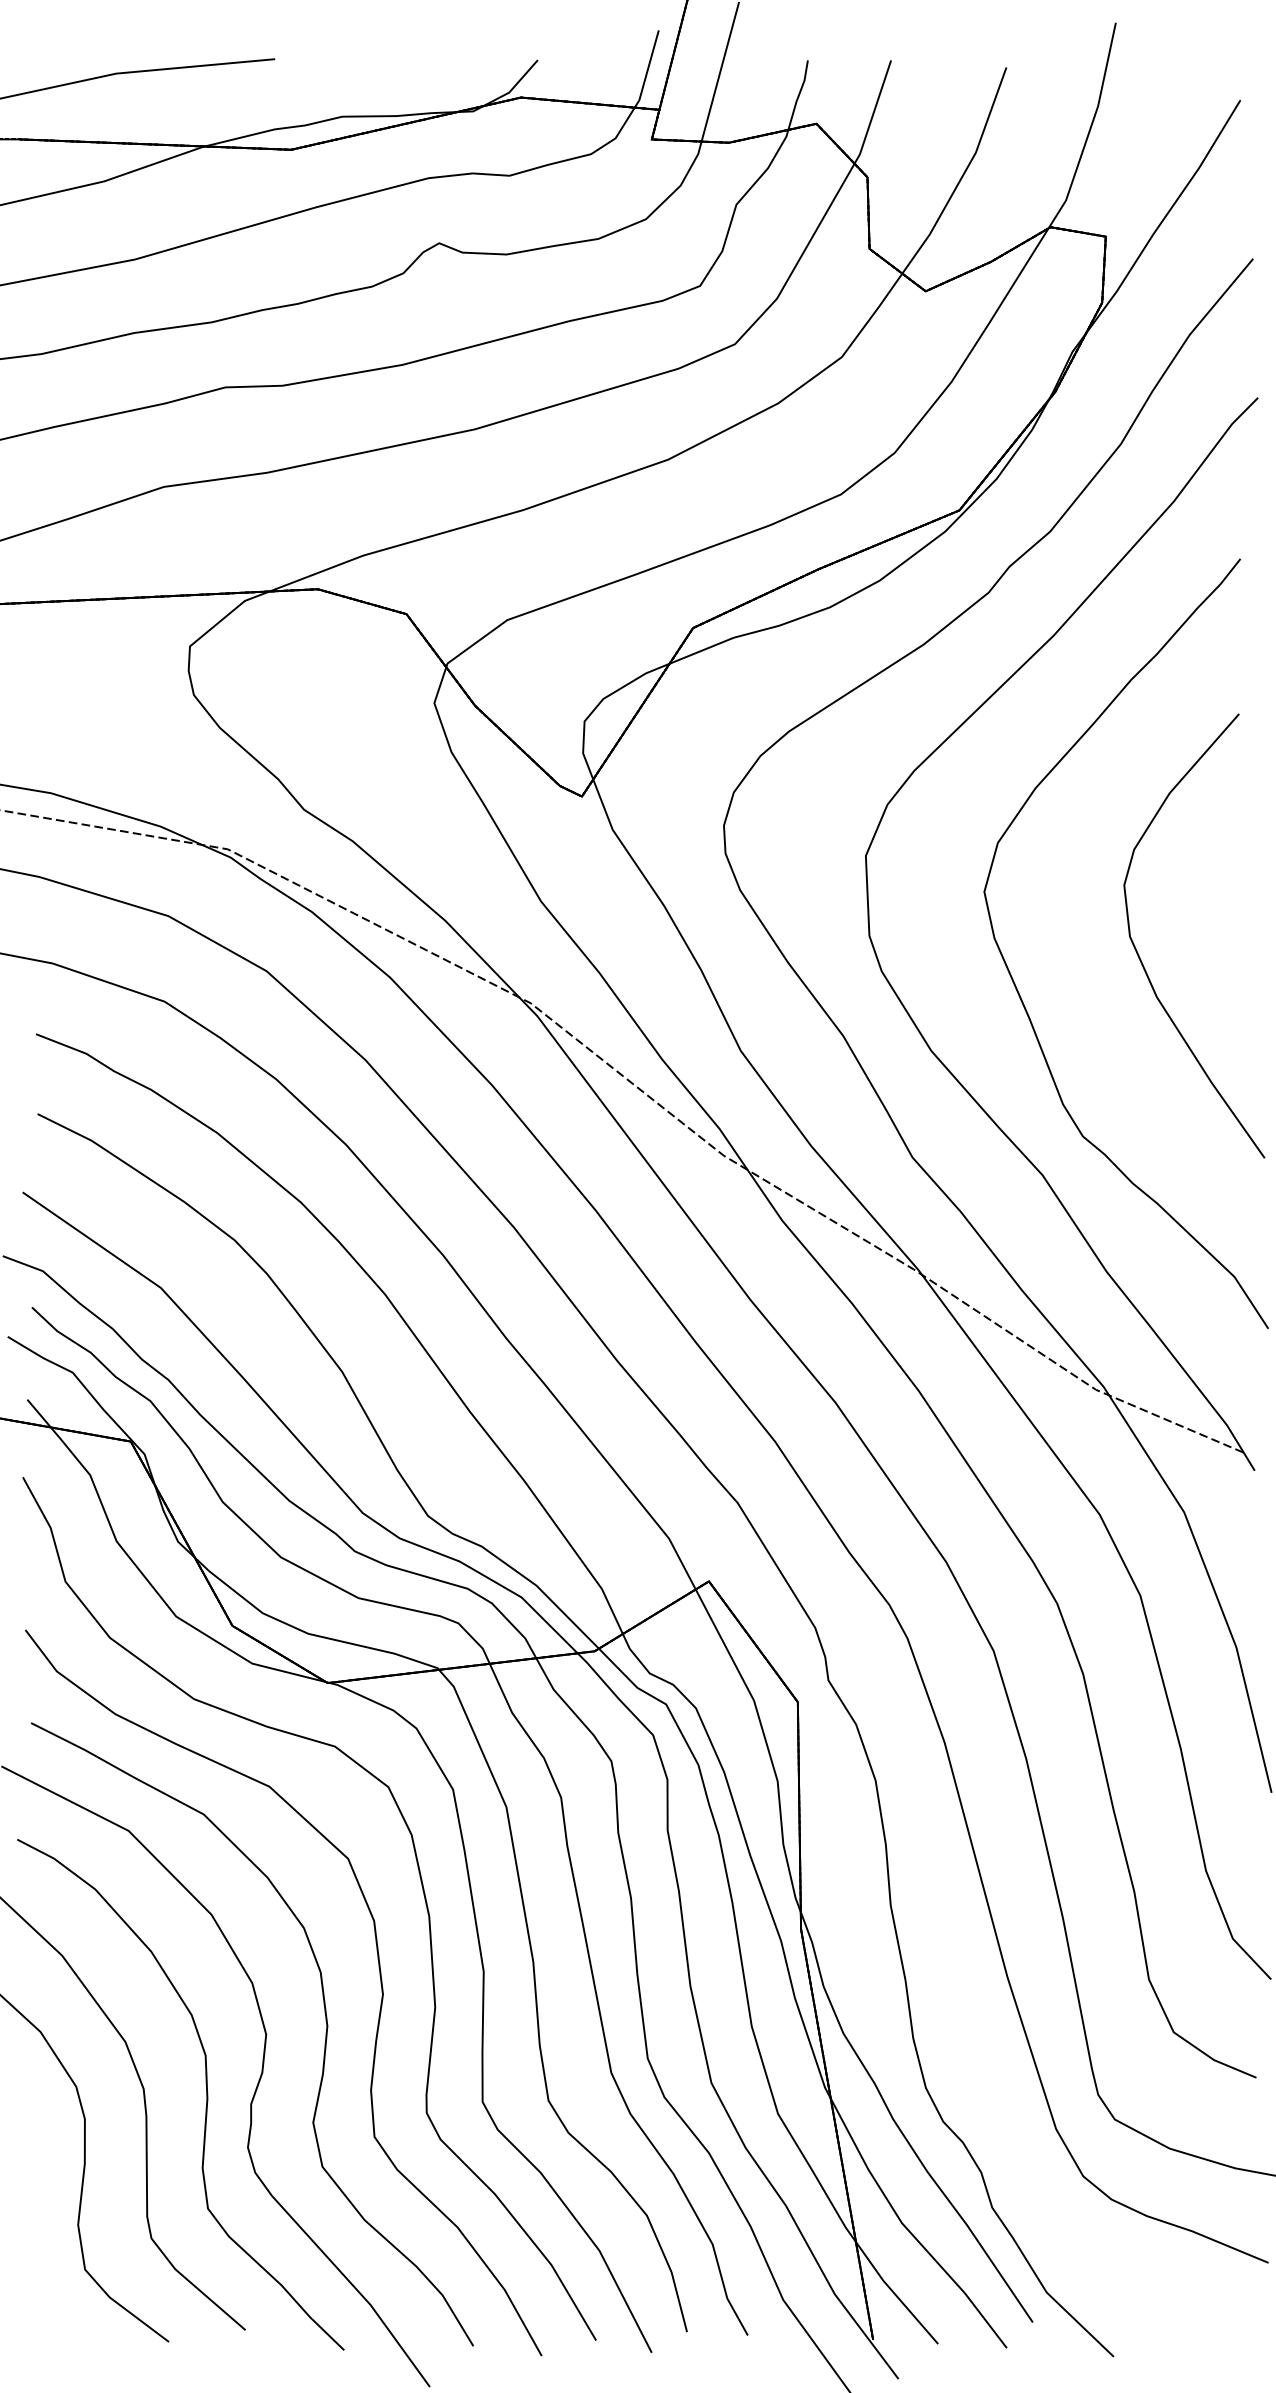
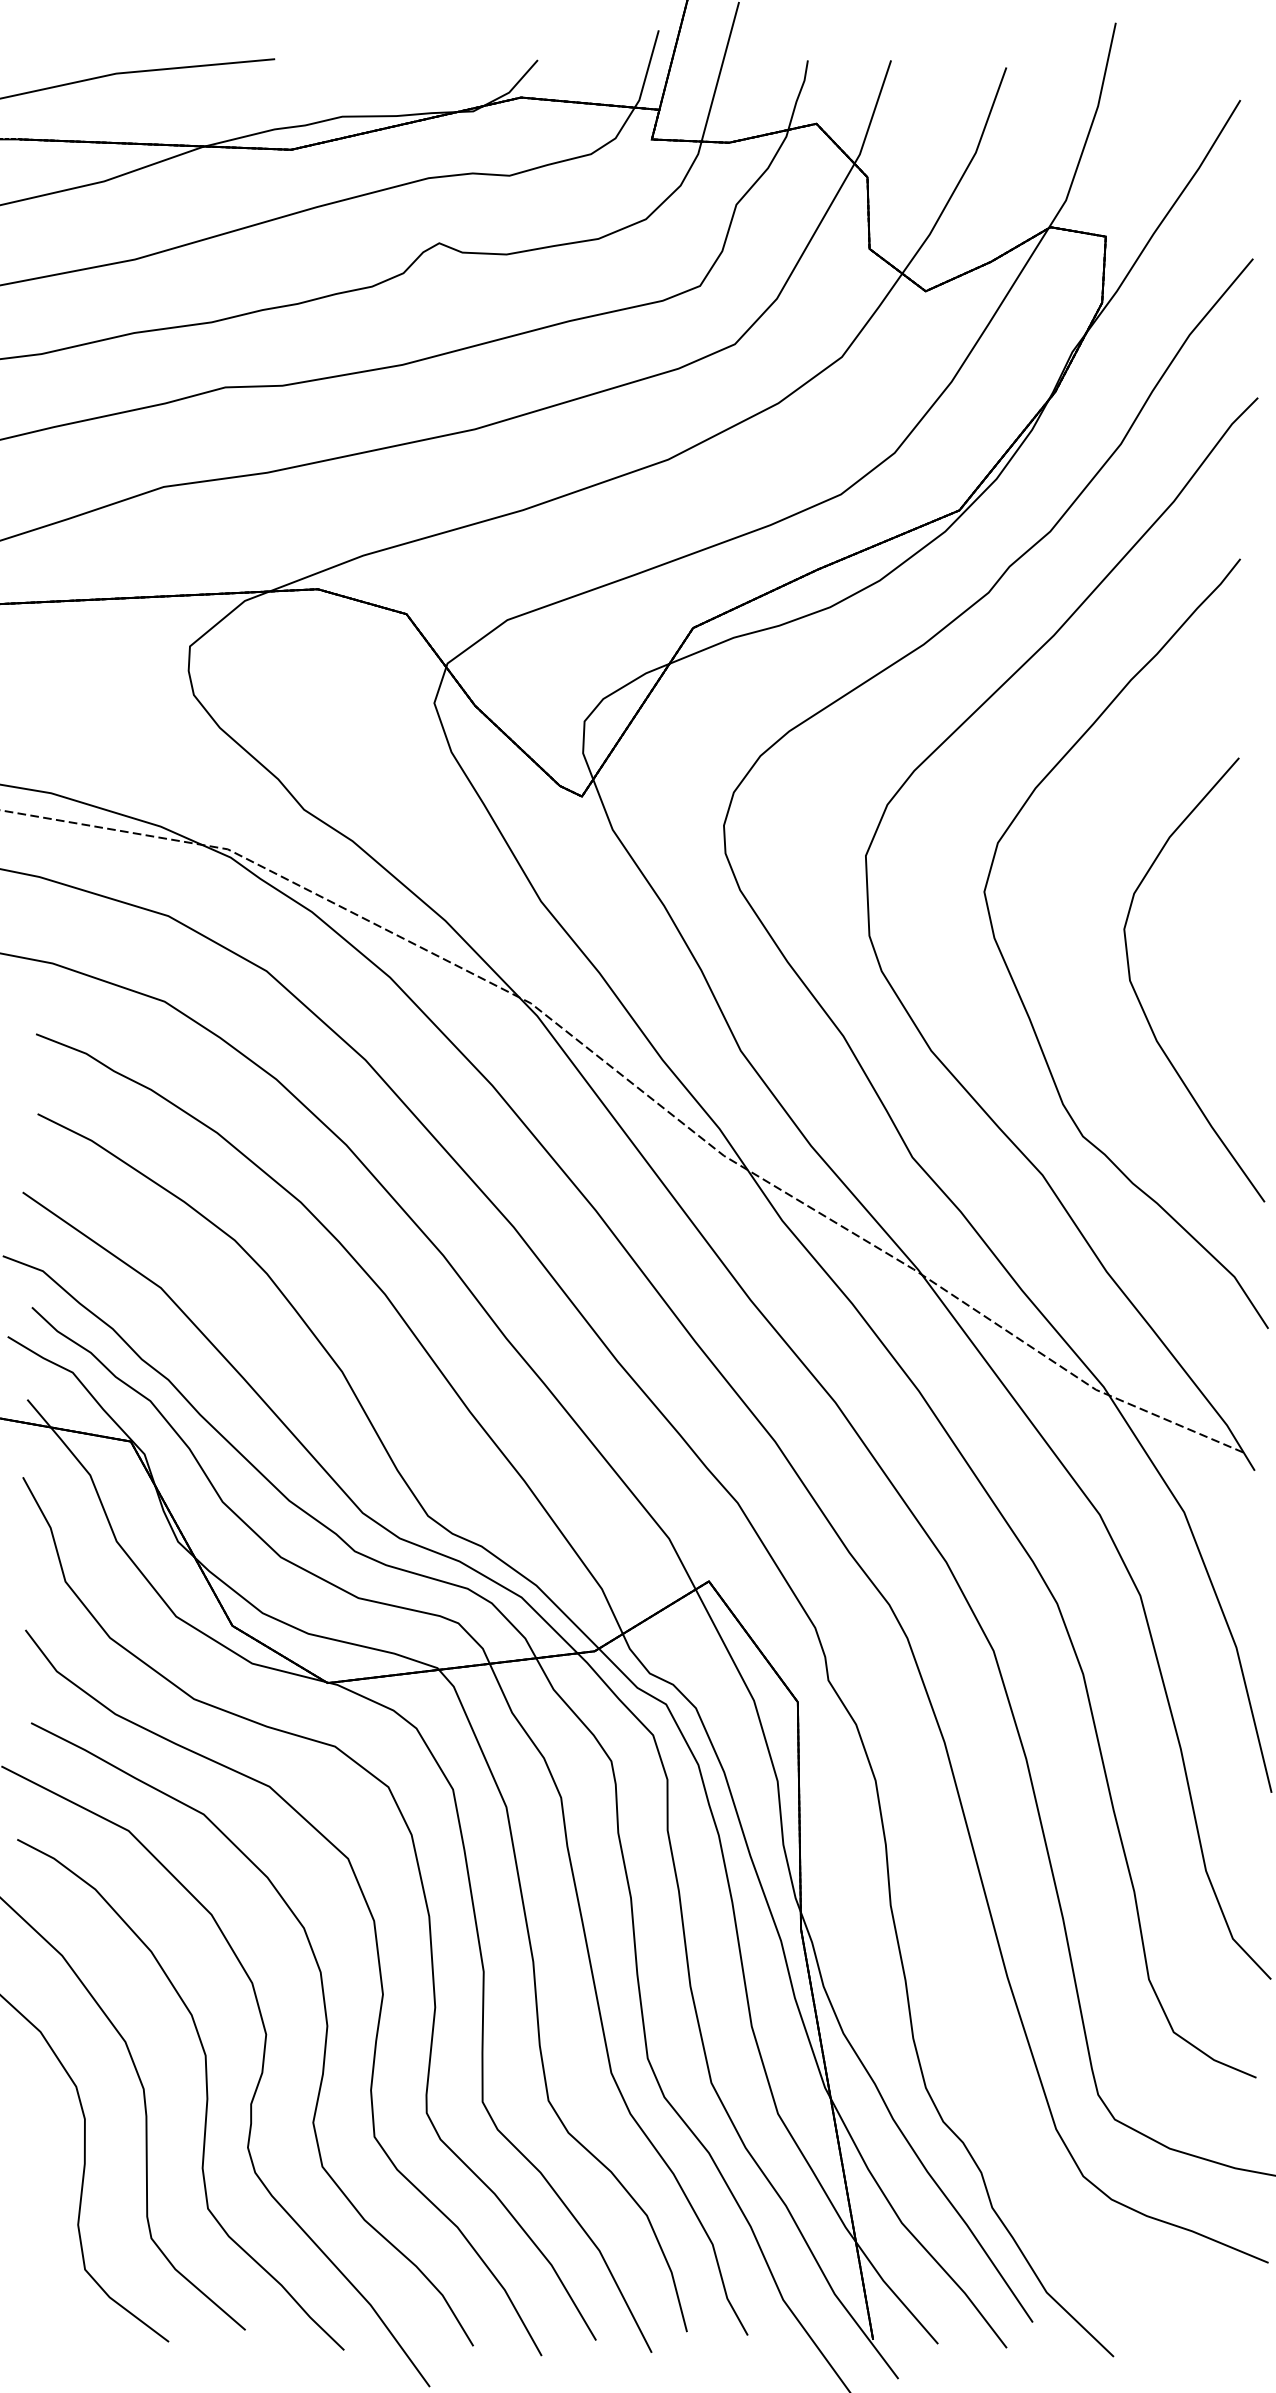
part position: (1141, 959) -> (1141, 1003) (1141, 1003)
